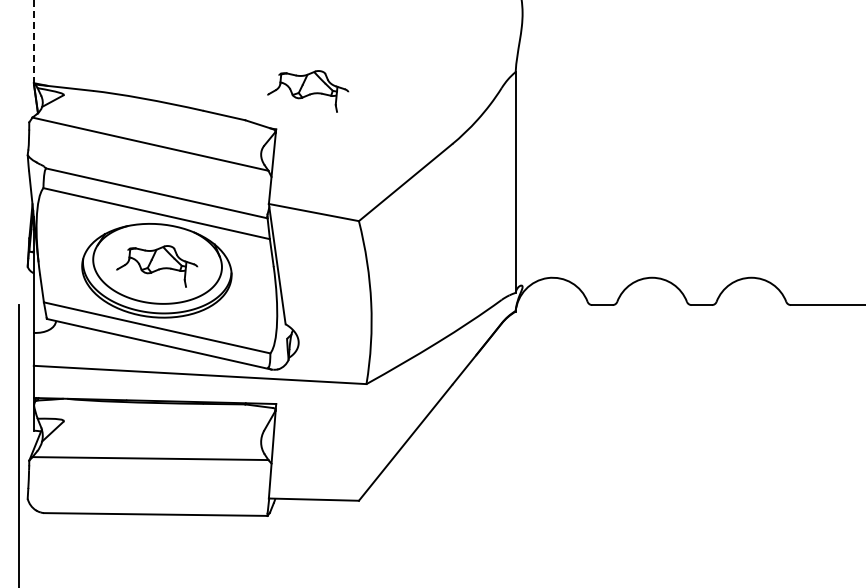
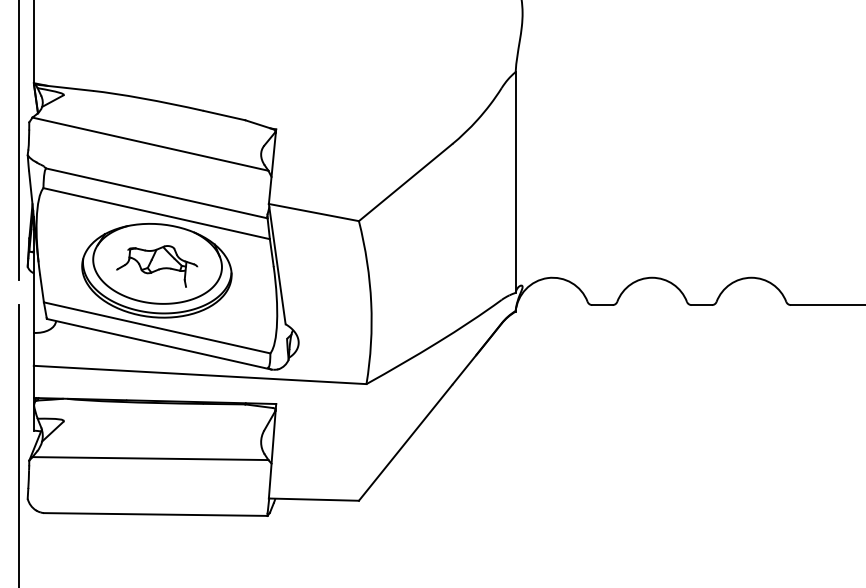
line: dashed -> solid (33, 42)
part: present -> none (308, 91)
line: none -> present (18, 140)
